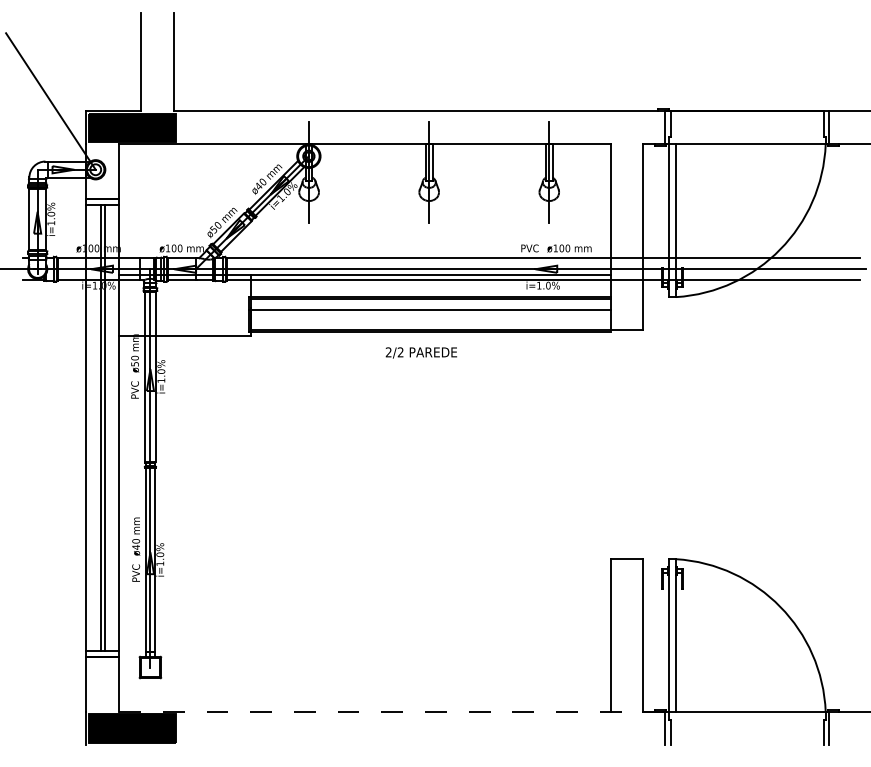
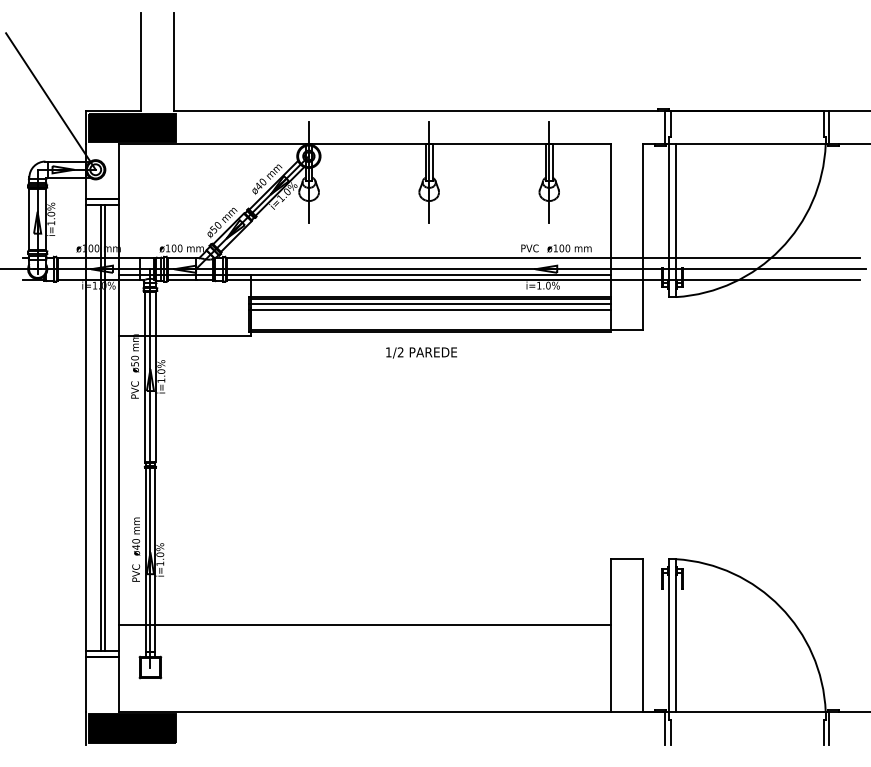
line: none -> present (429, 303)
text: 2/2 -> 1/2 (388, 352)
line: none -> present (364, 624)
line: dashed -> solid (391, 712)
